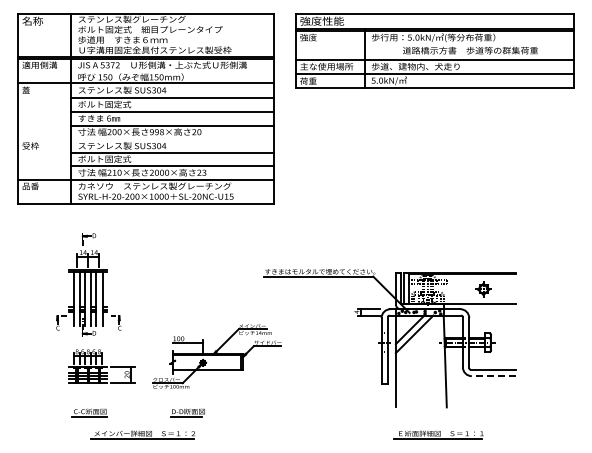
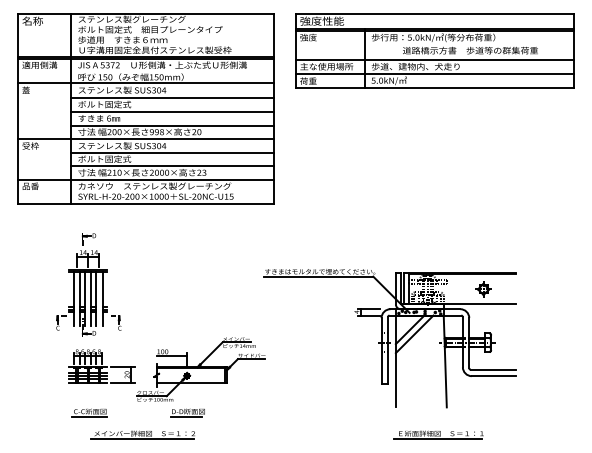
line: none -> present (145, 139)
part position: (216, 356) -> (200, 369) (200, 369)
line: dashed -> solid (493, 376)
